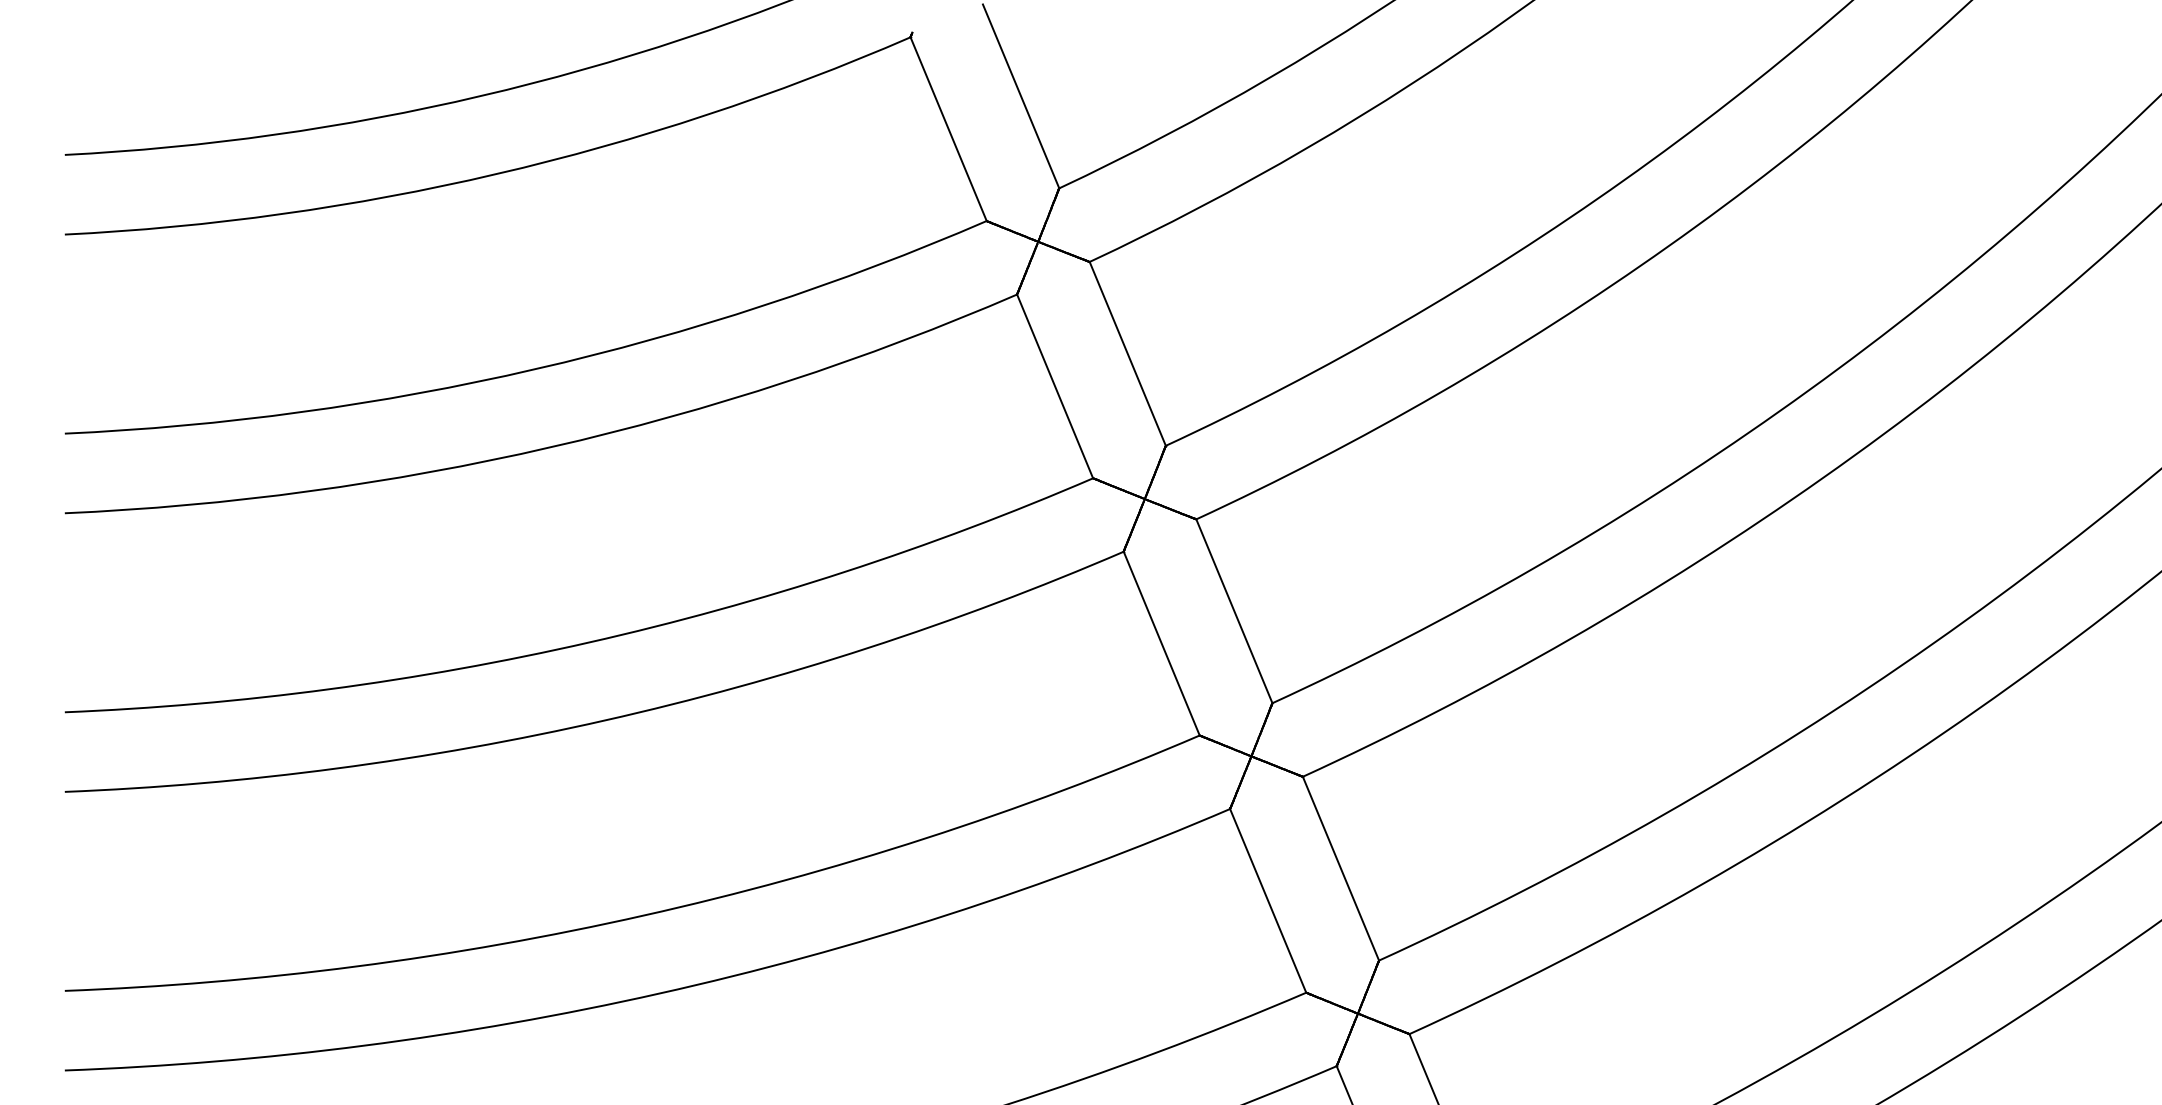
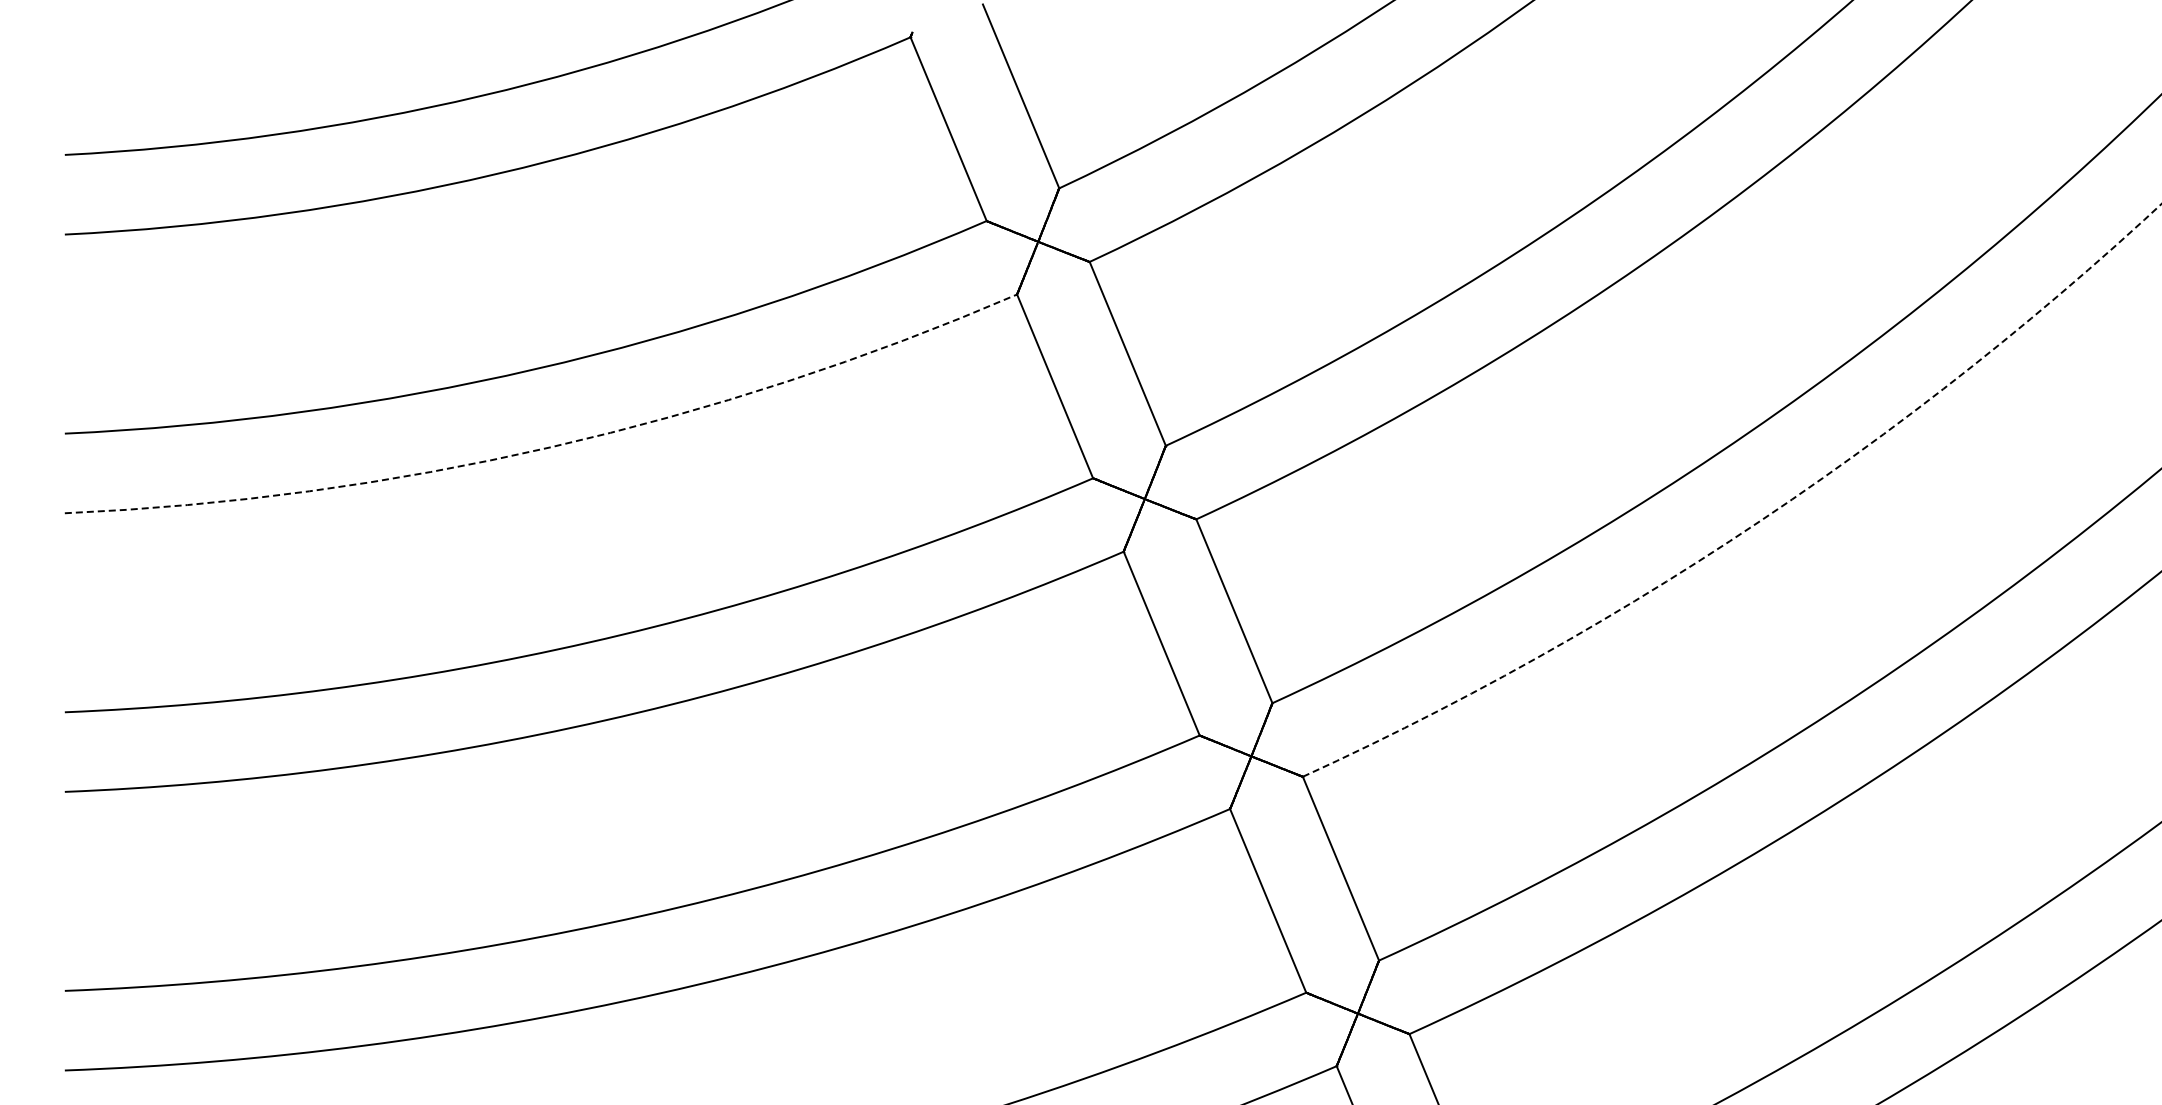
arc: solid -> dashed (550, 447)
arc: solid -> dashed (1756, 523)
